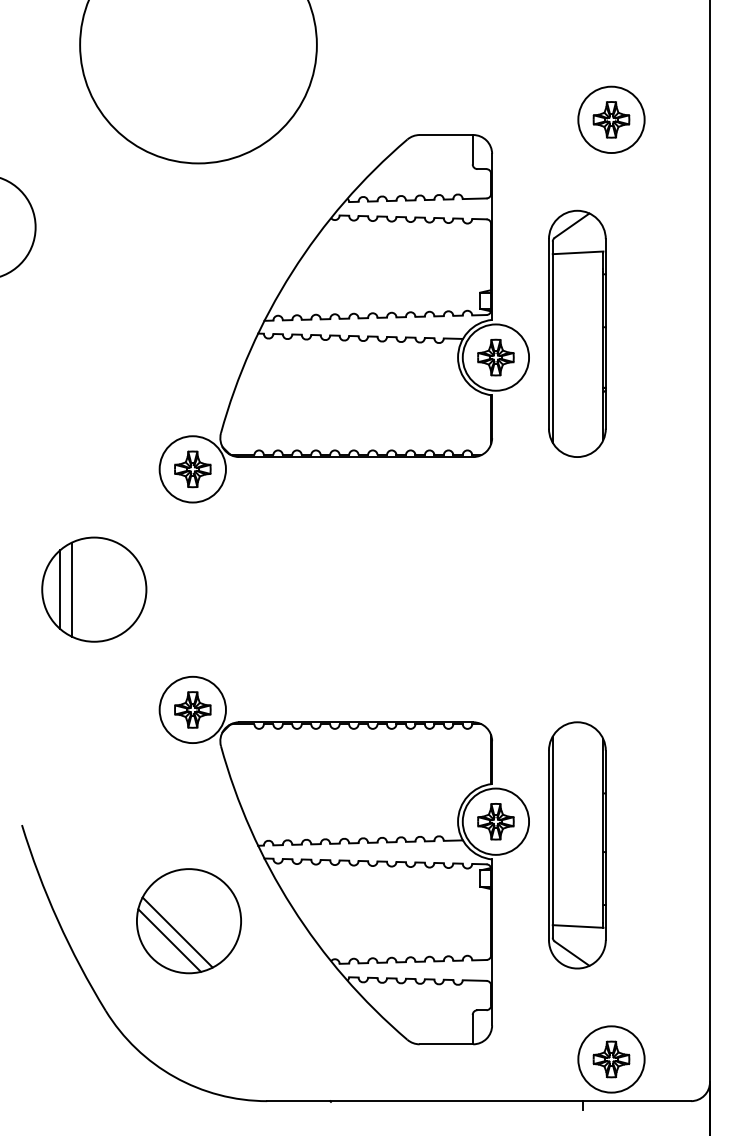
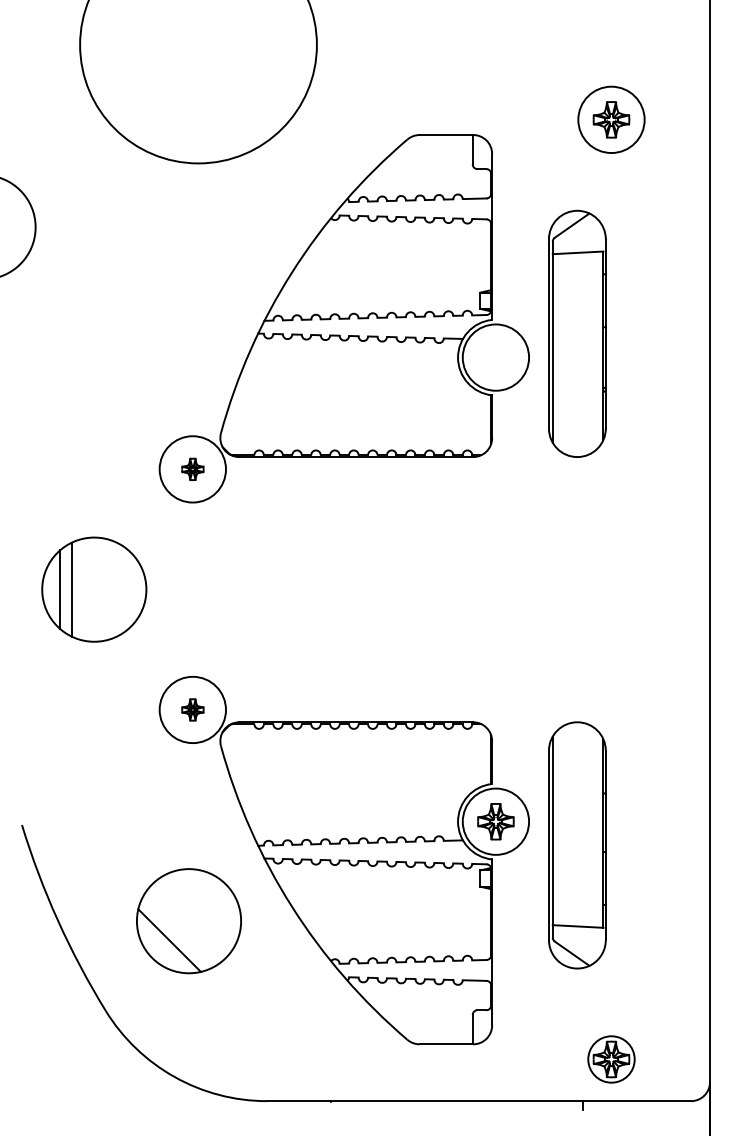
part: present -> none (495, 357)
part size: 38x39 px -> 24x24 px (192, 468)
part size: 38x38 px -> 24x24 px (192, 709)
line: present -> none (177, 932)
circle diameter: 66 px -> 46 px (611, 1059)
